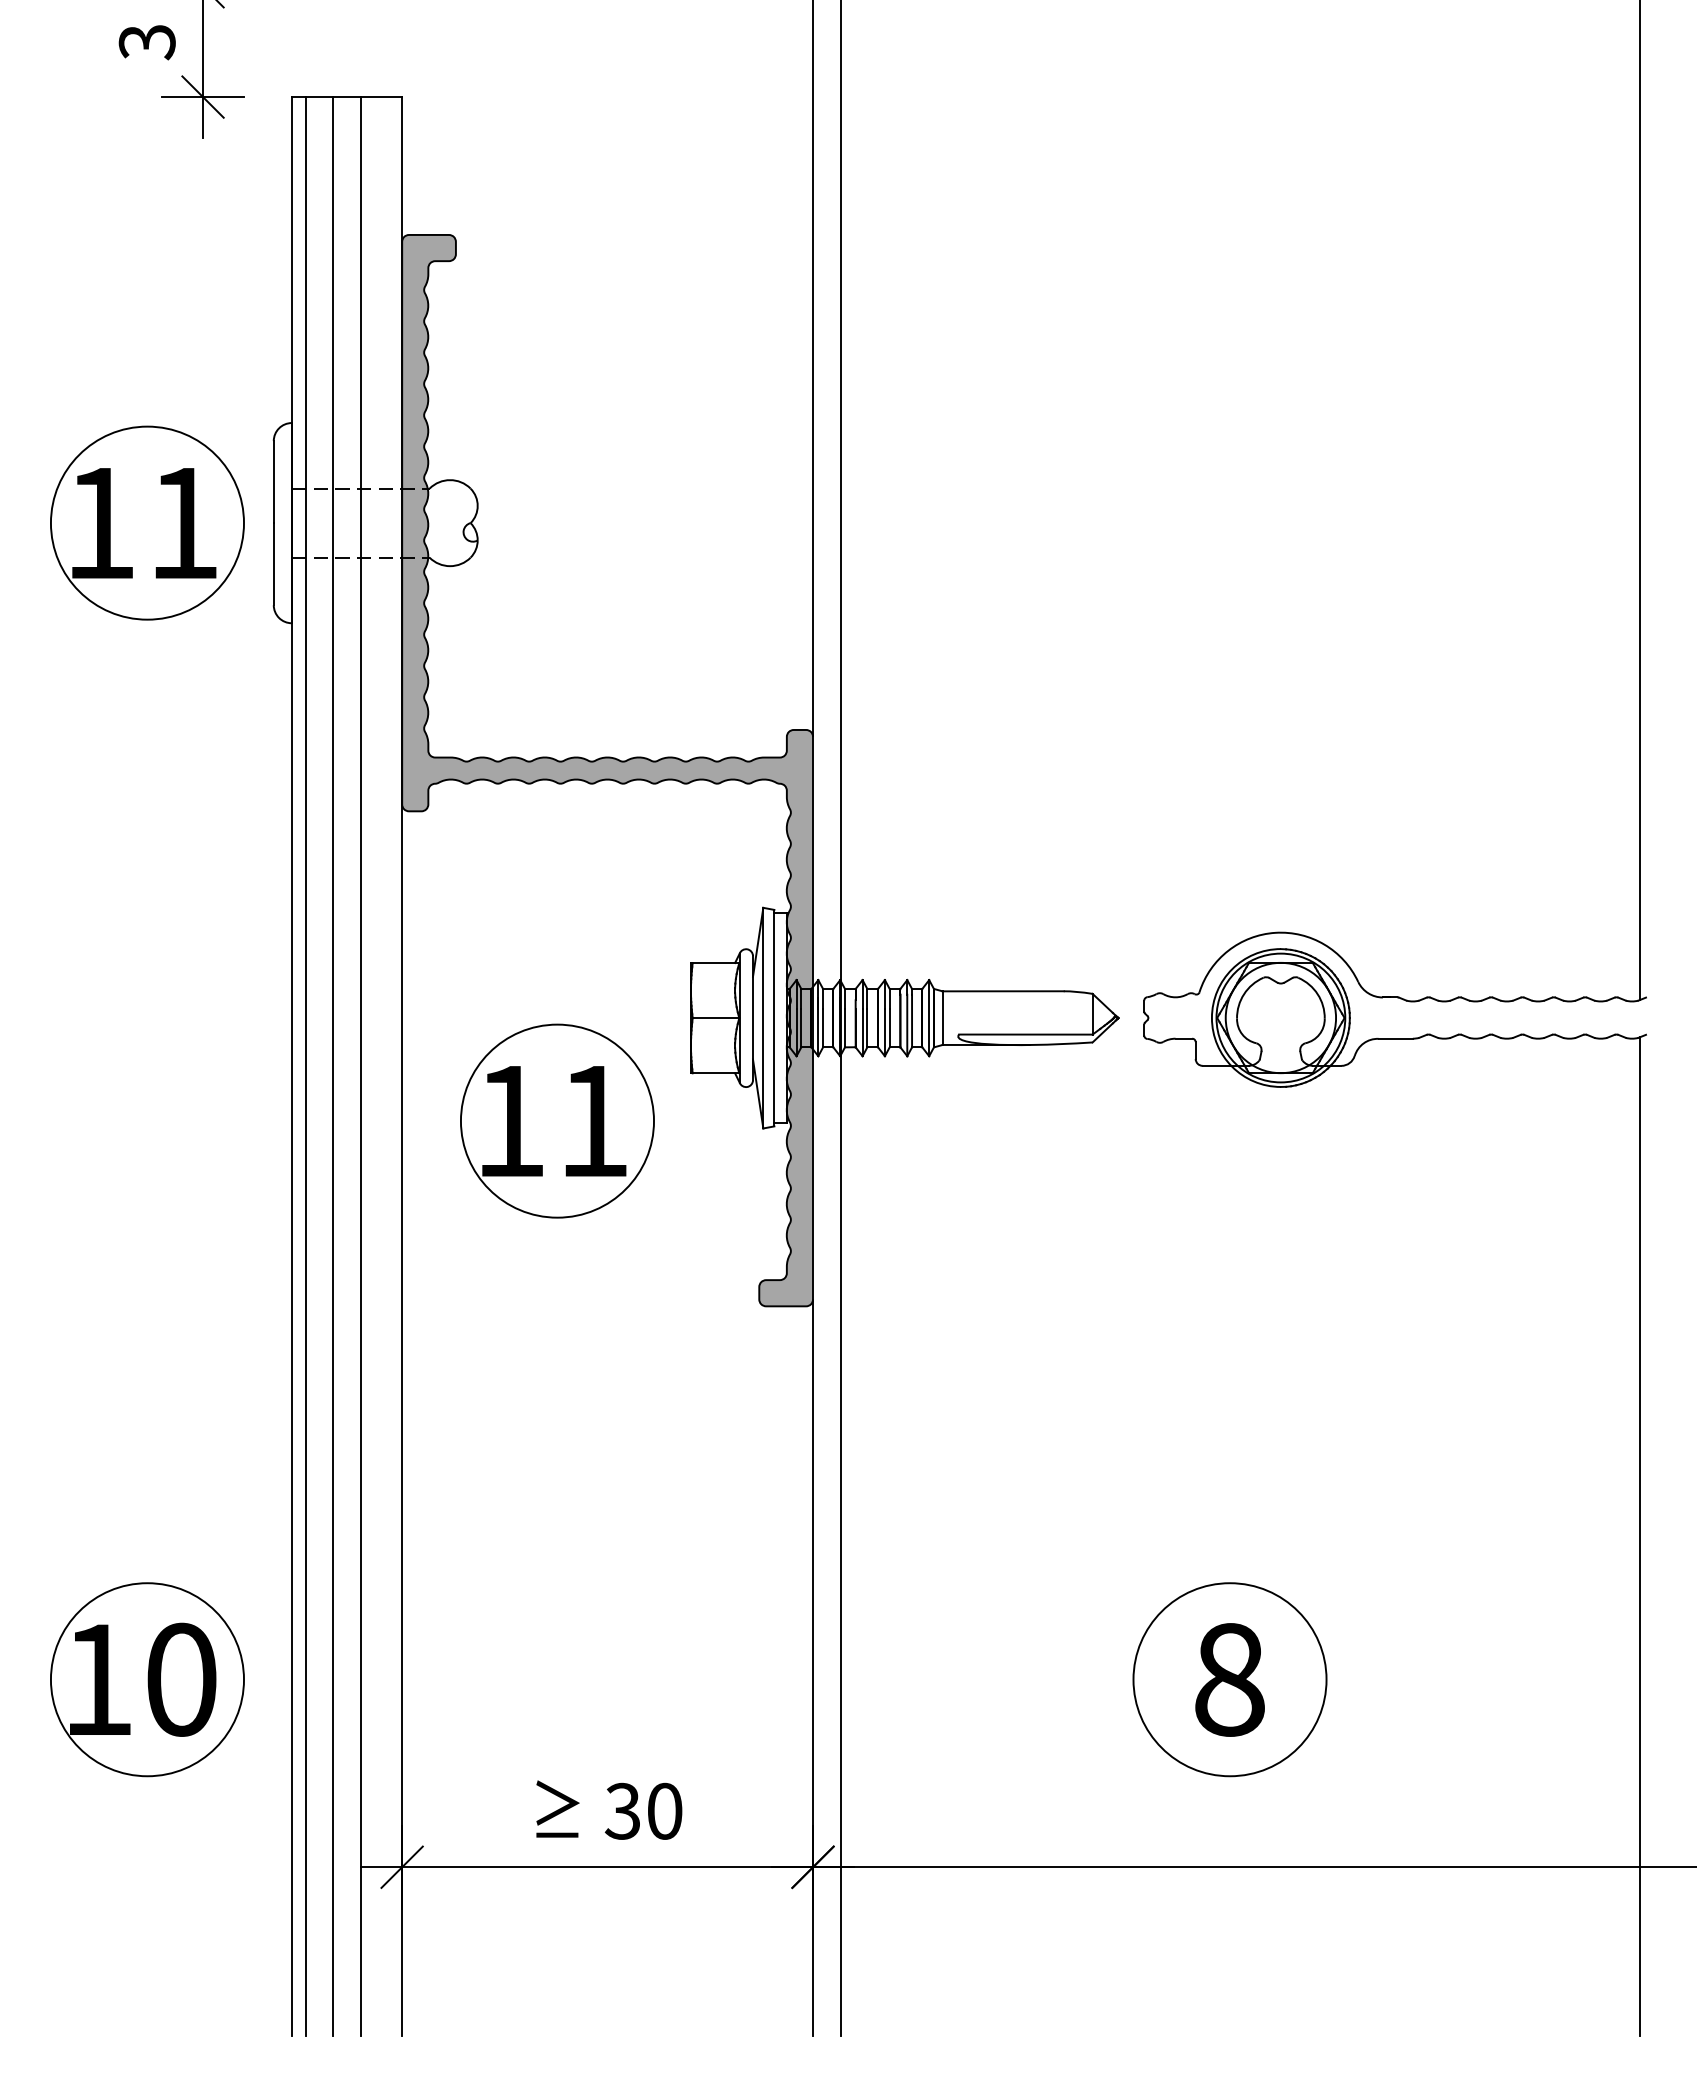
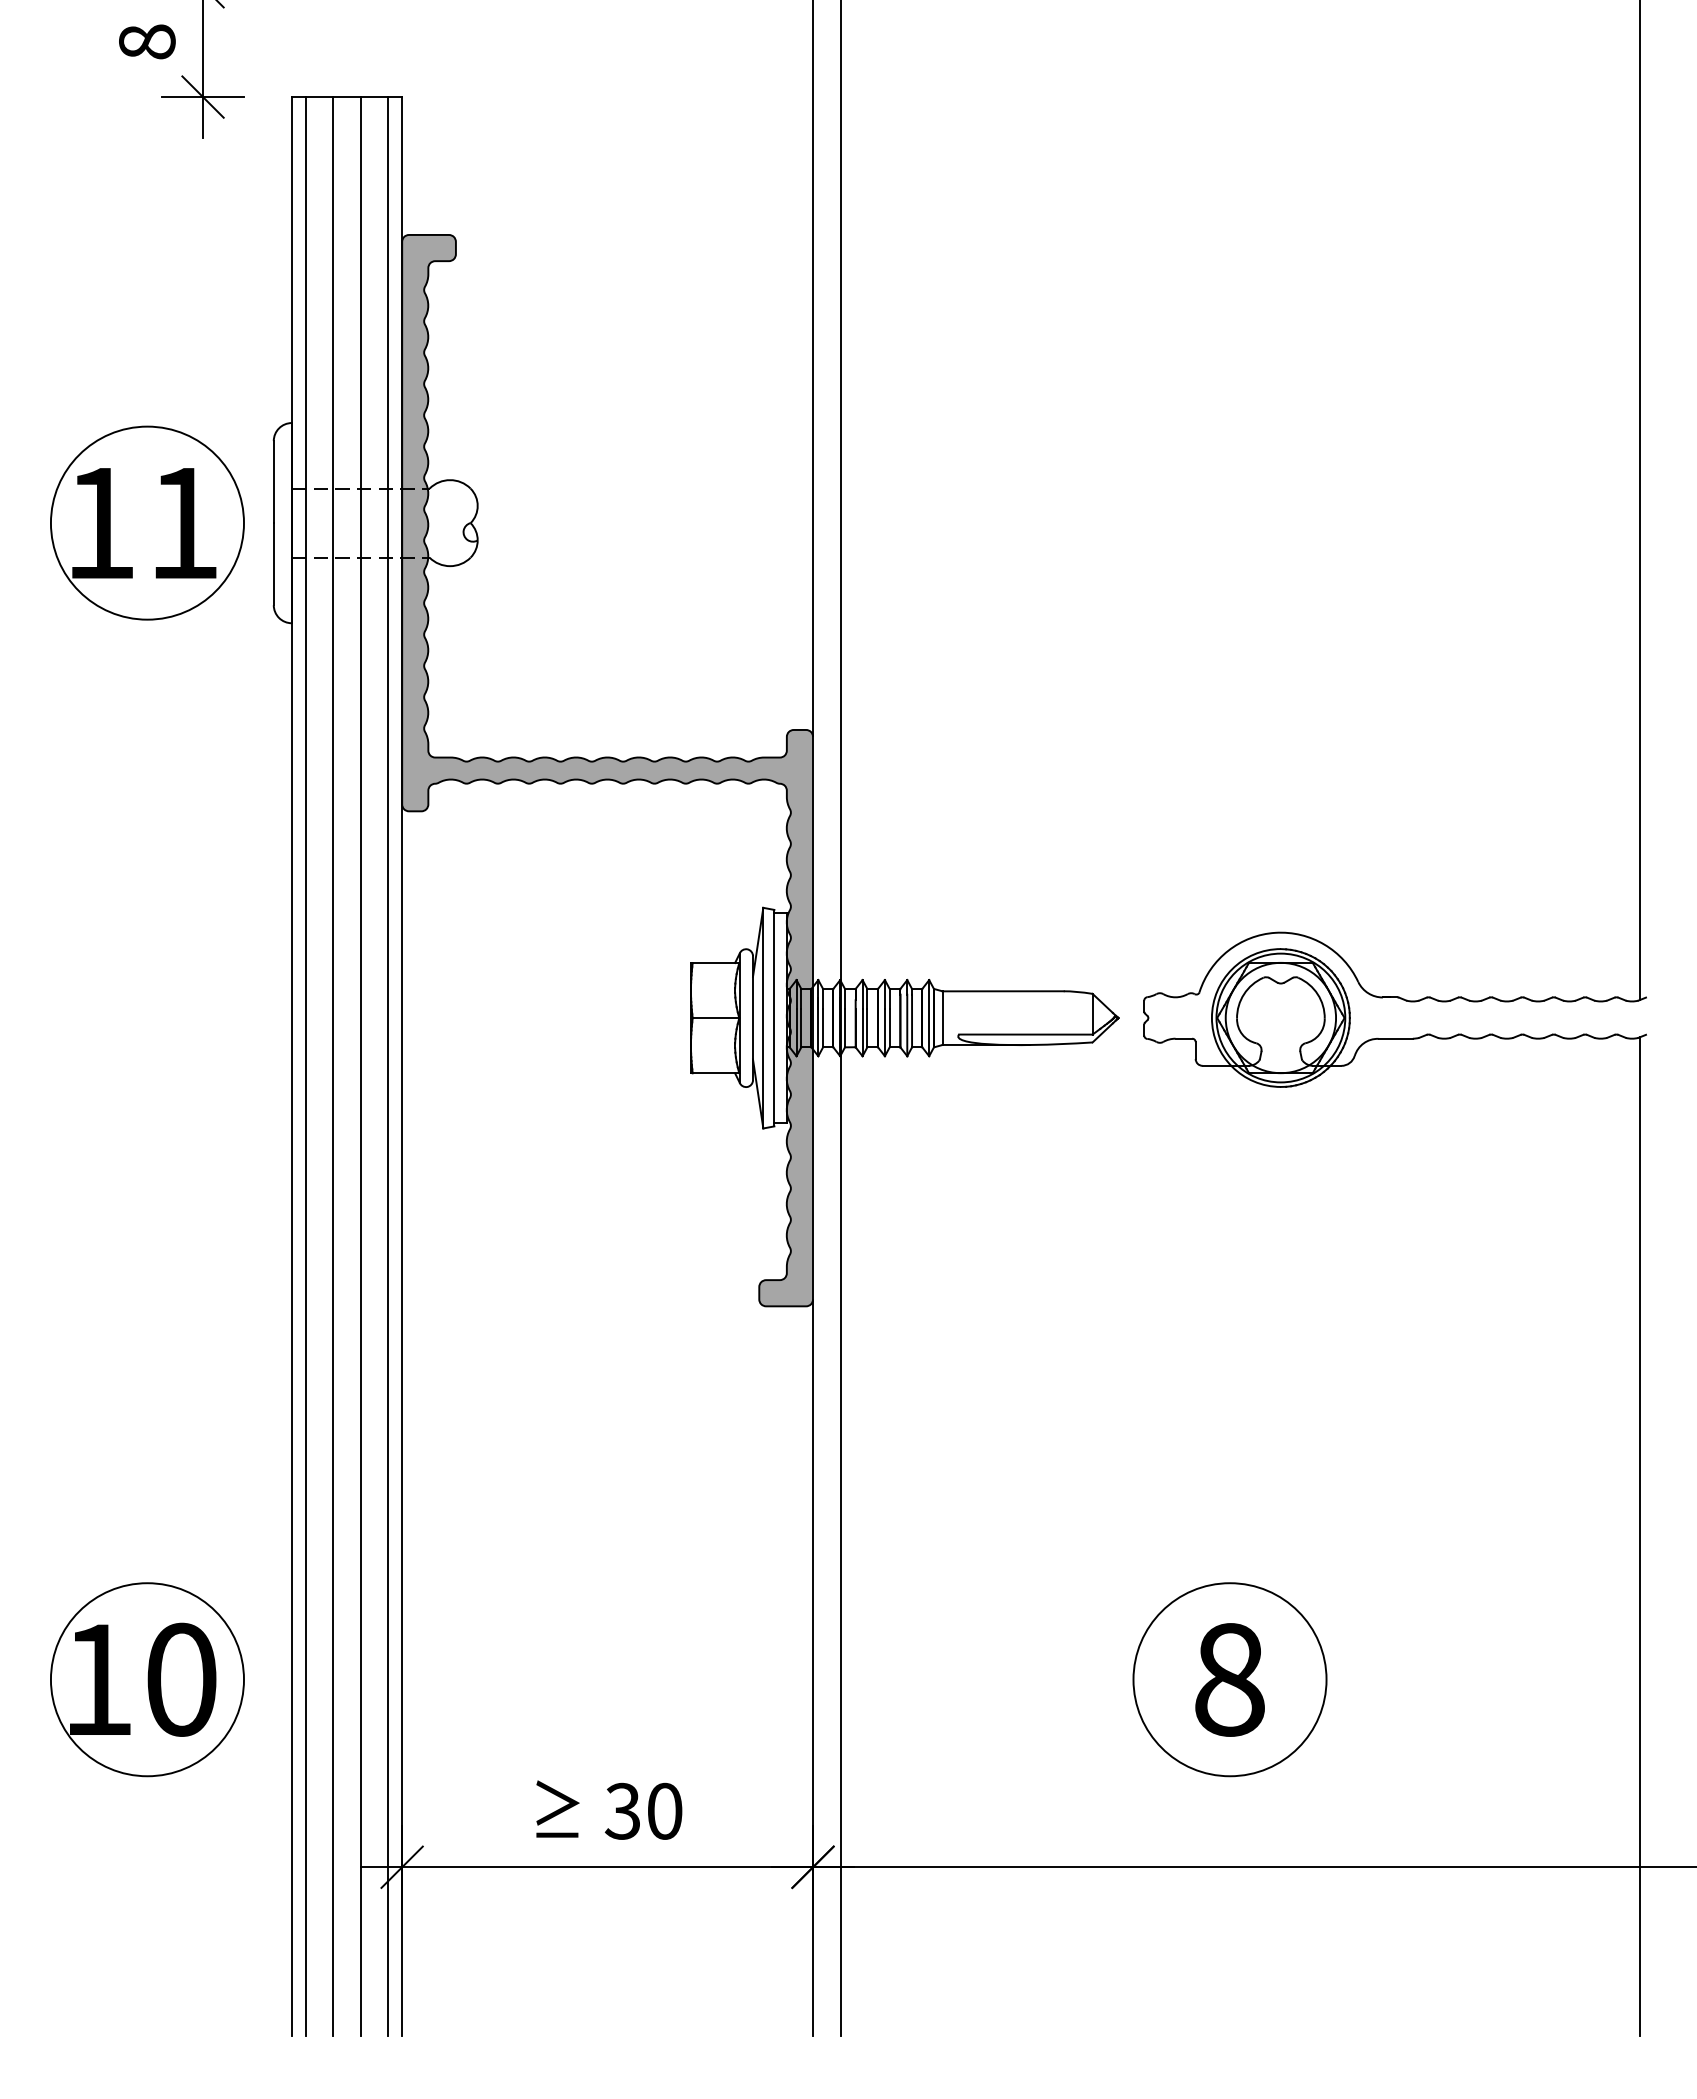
text: 3 -> 8 (146, 42)
line: none -> present (388, 1066)
part: present -> none (557, 1120)
